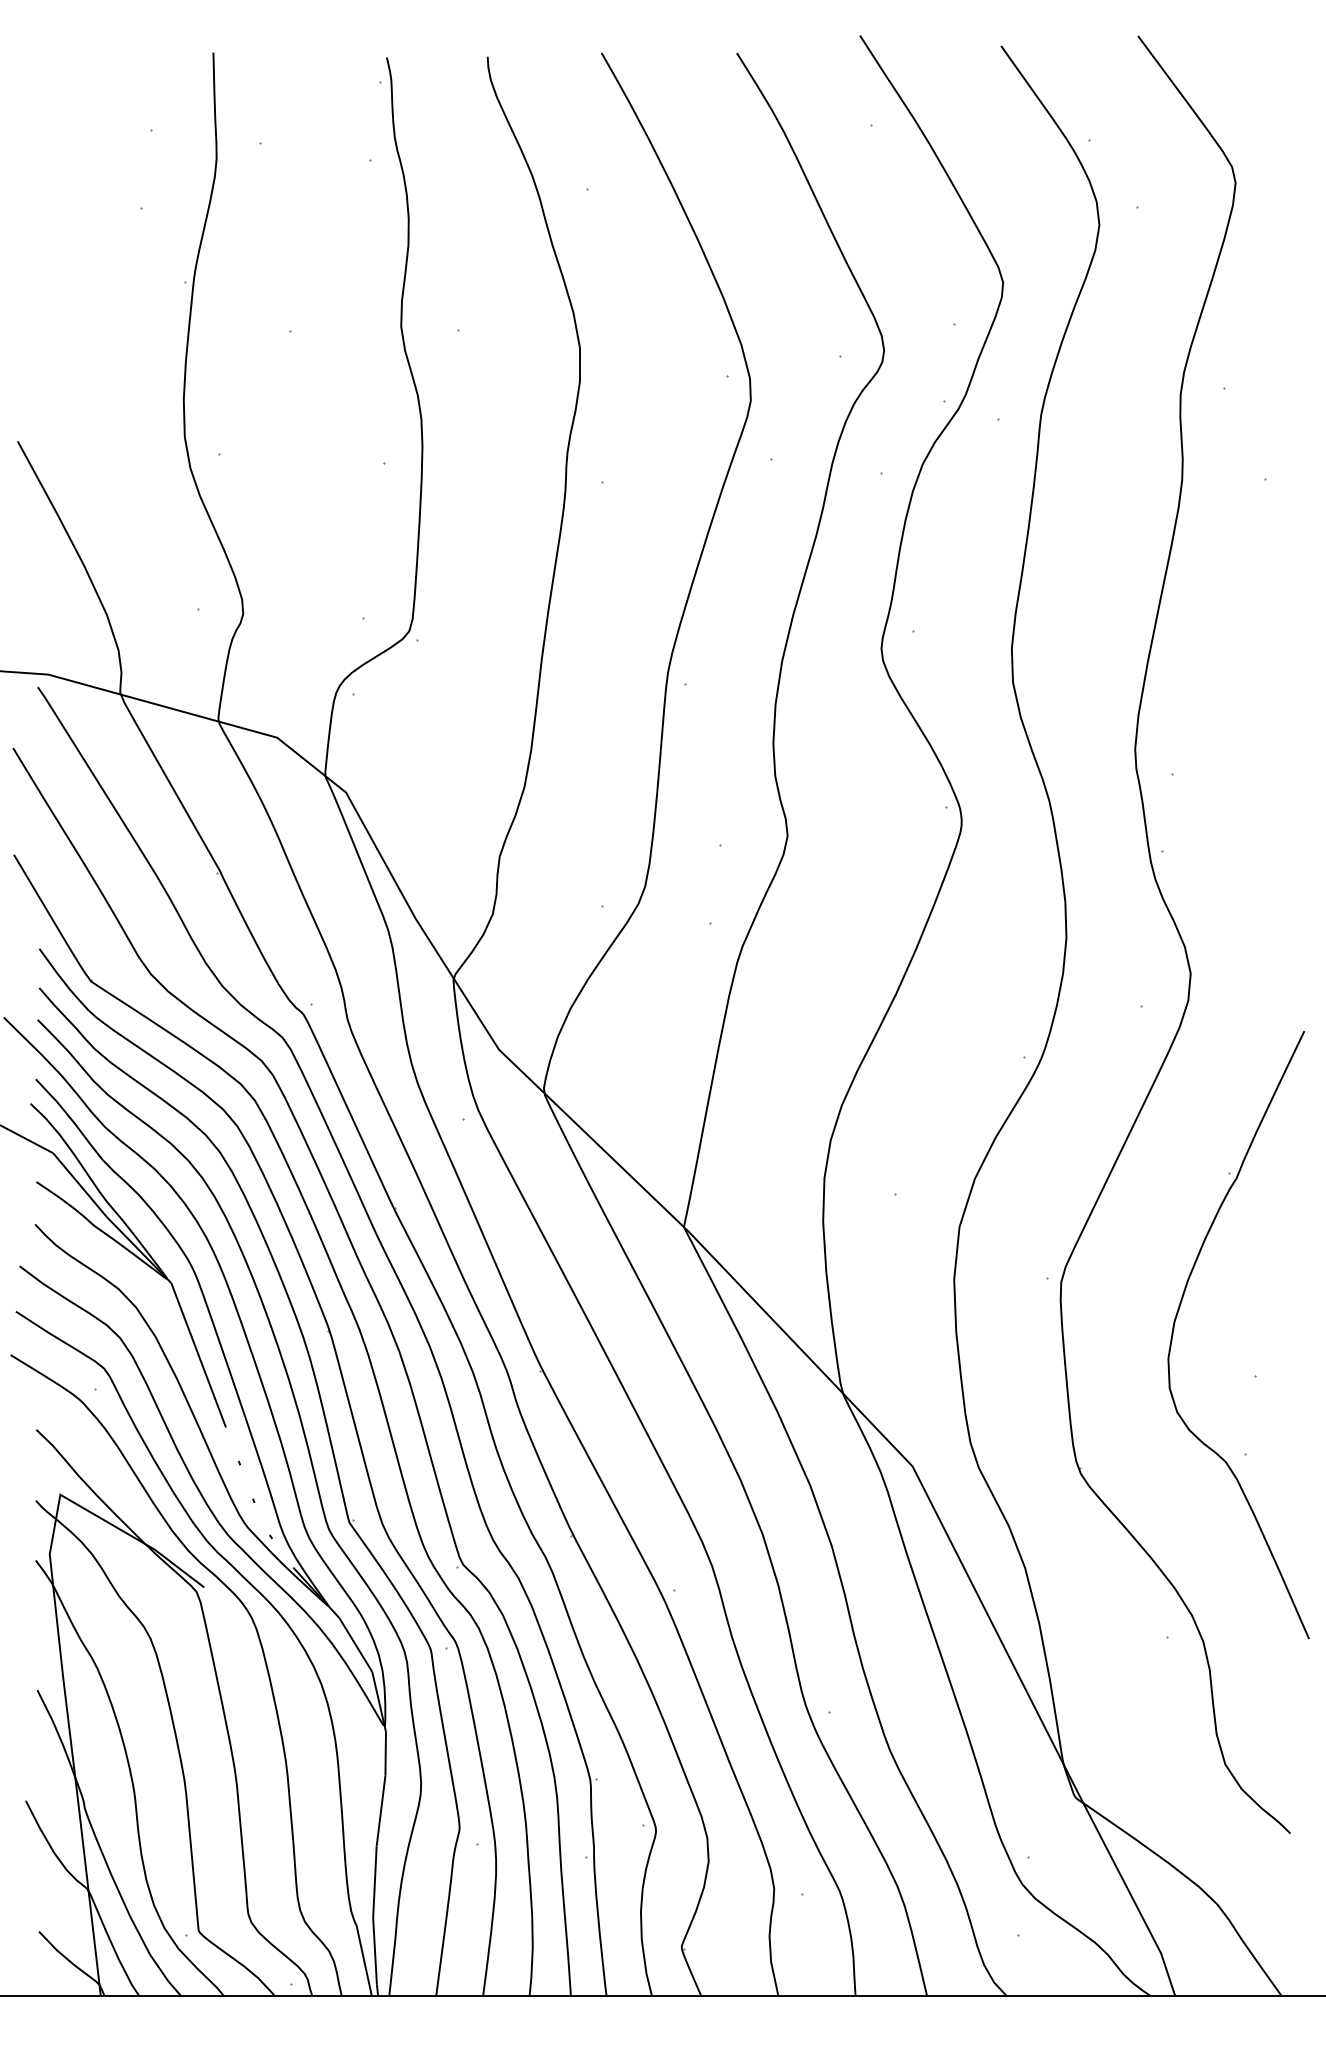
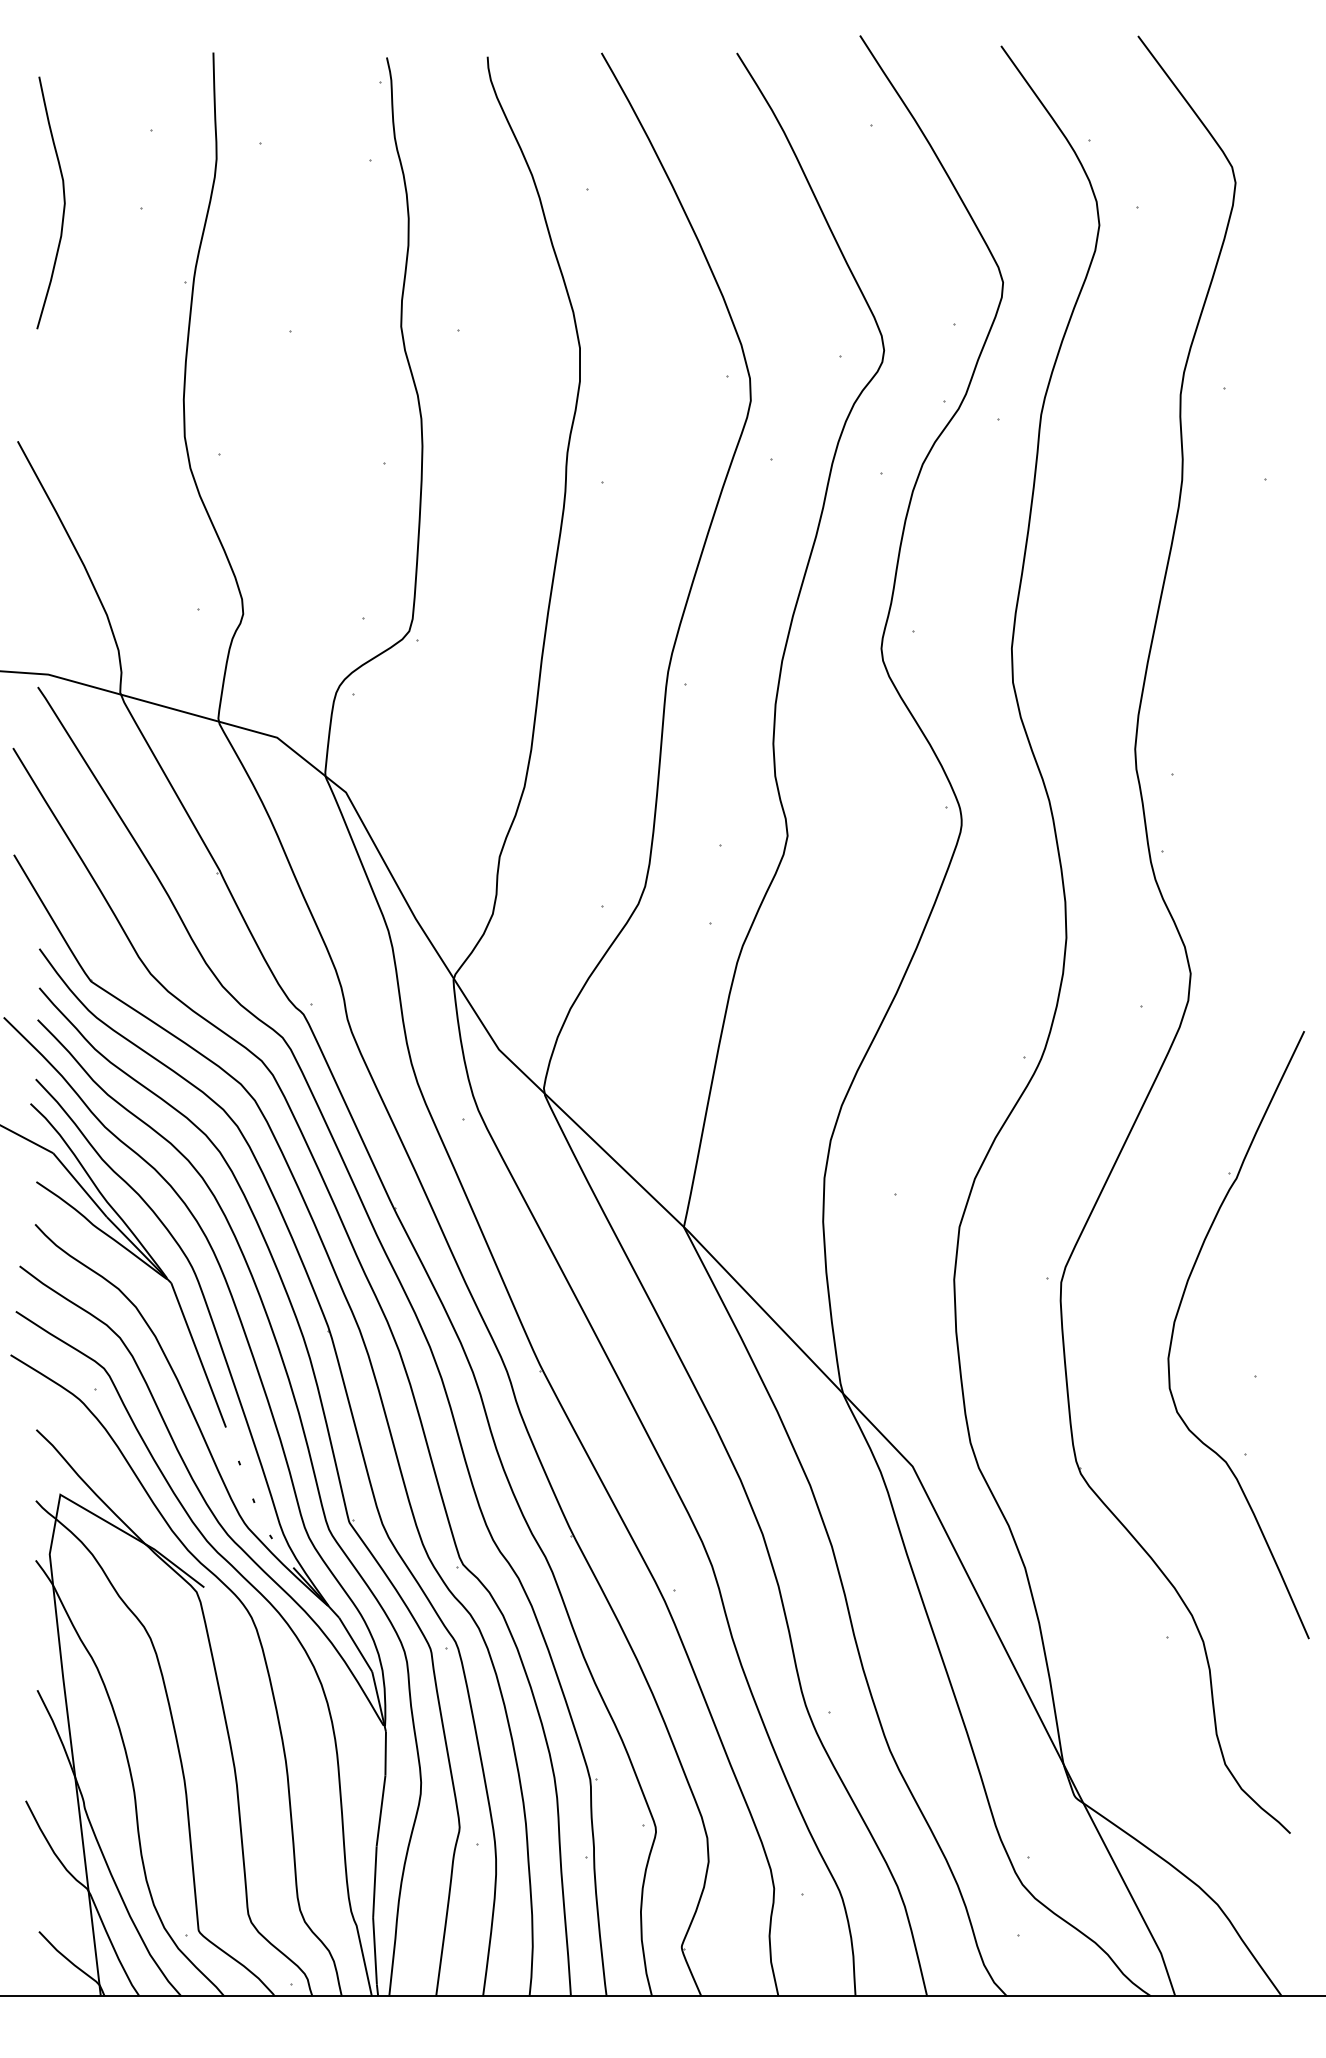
curve: none -> present (63, 202)
